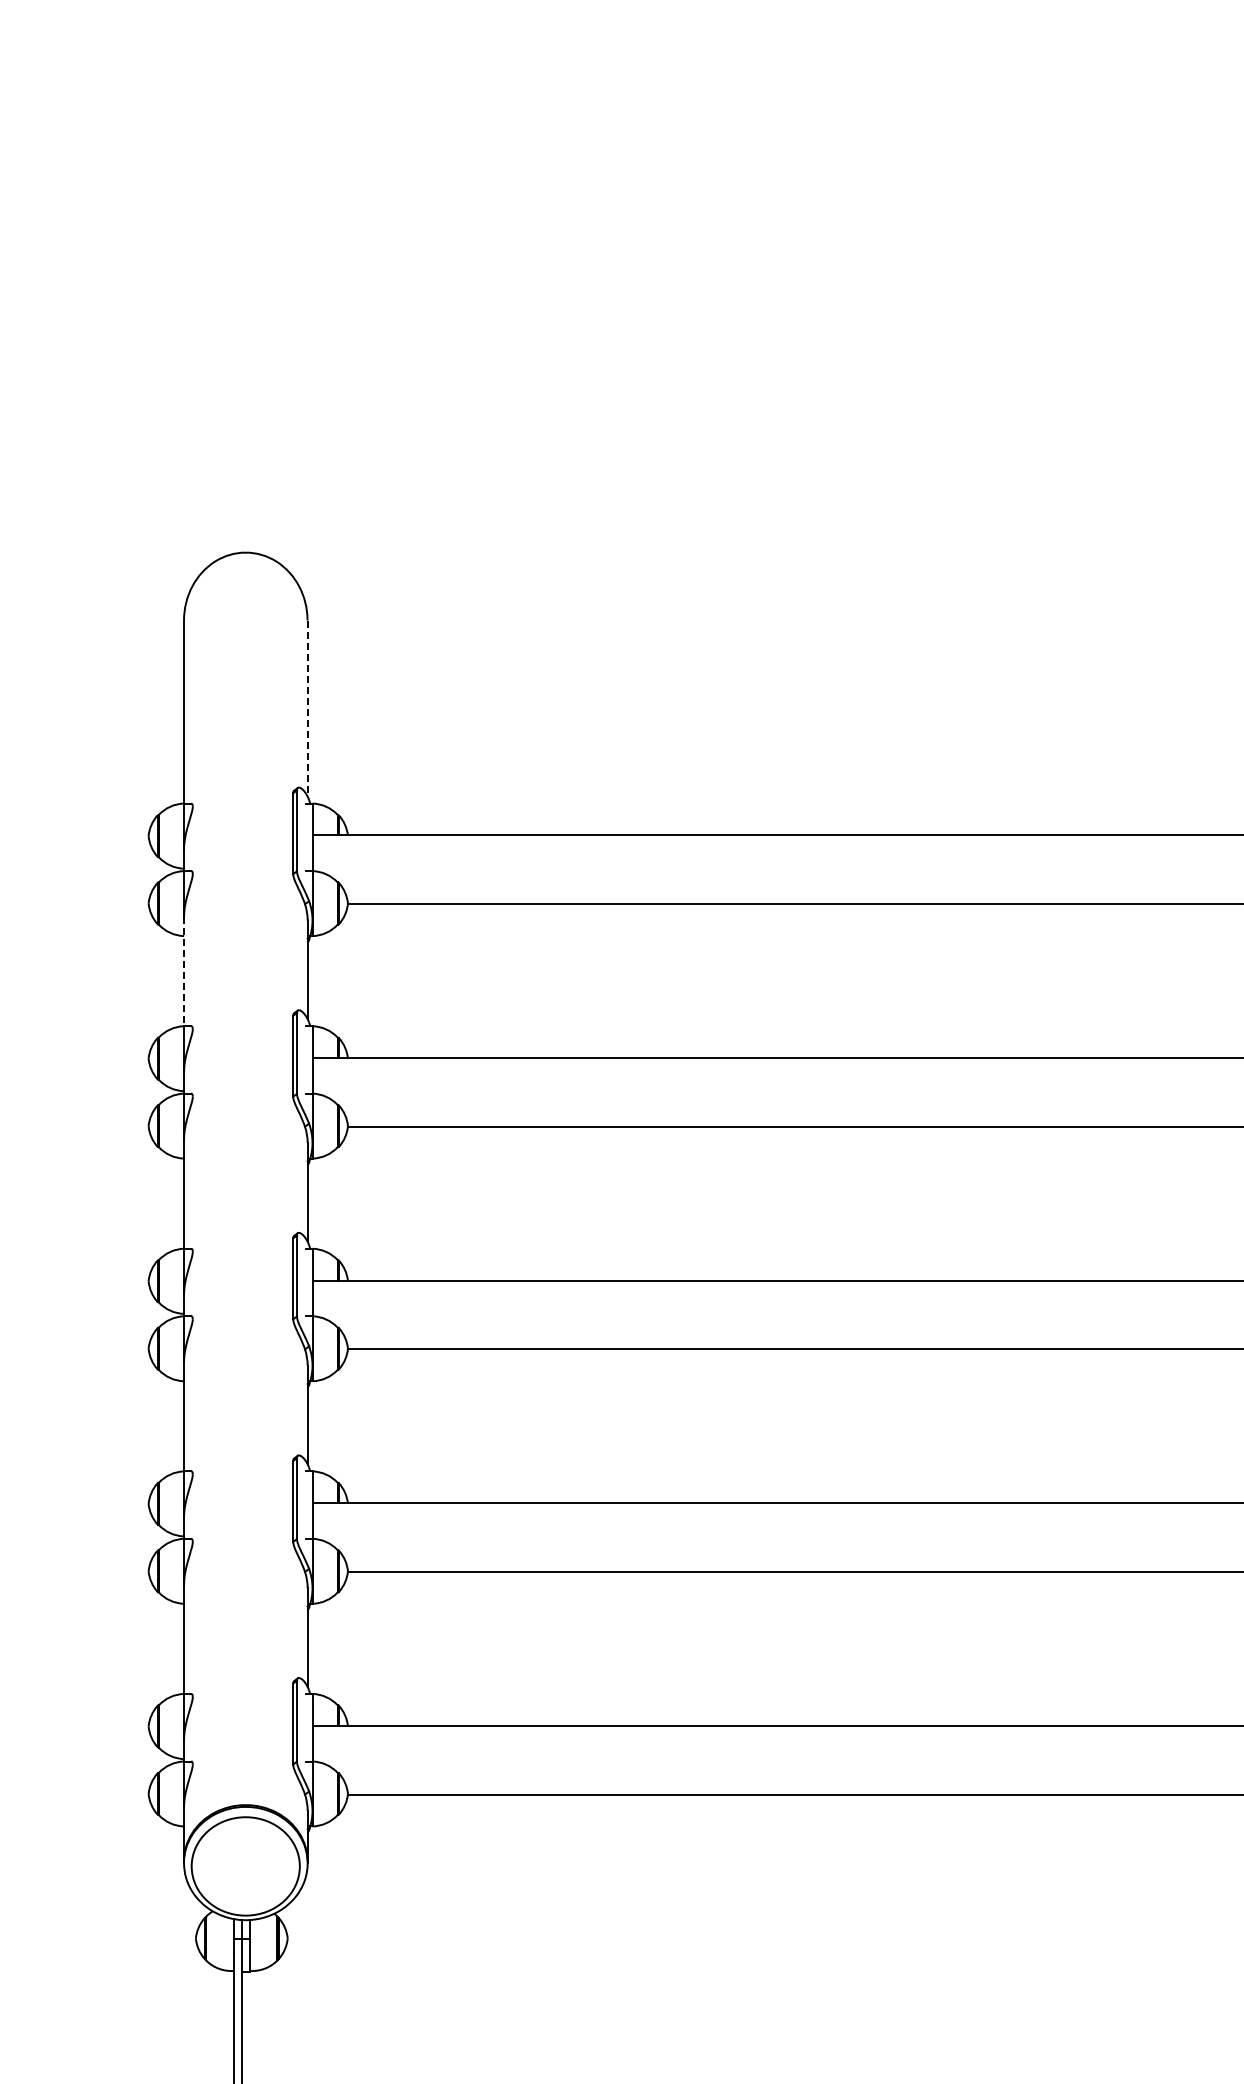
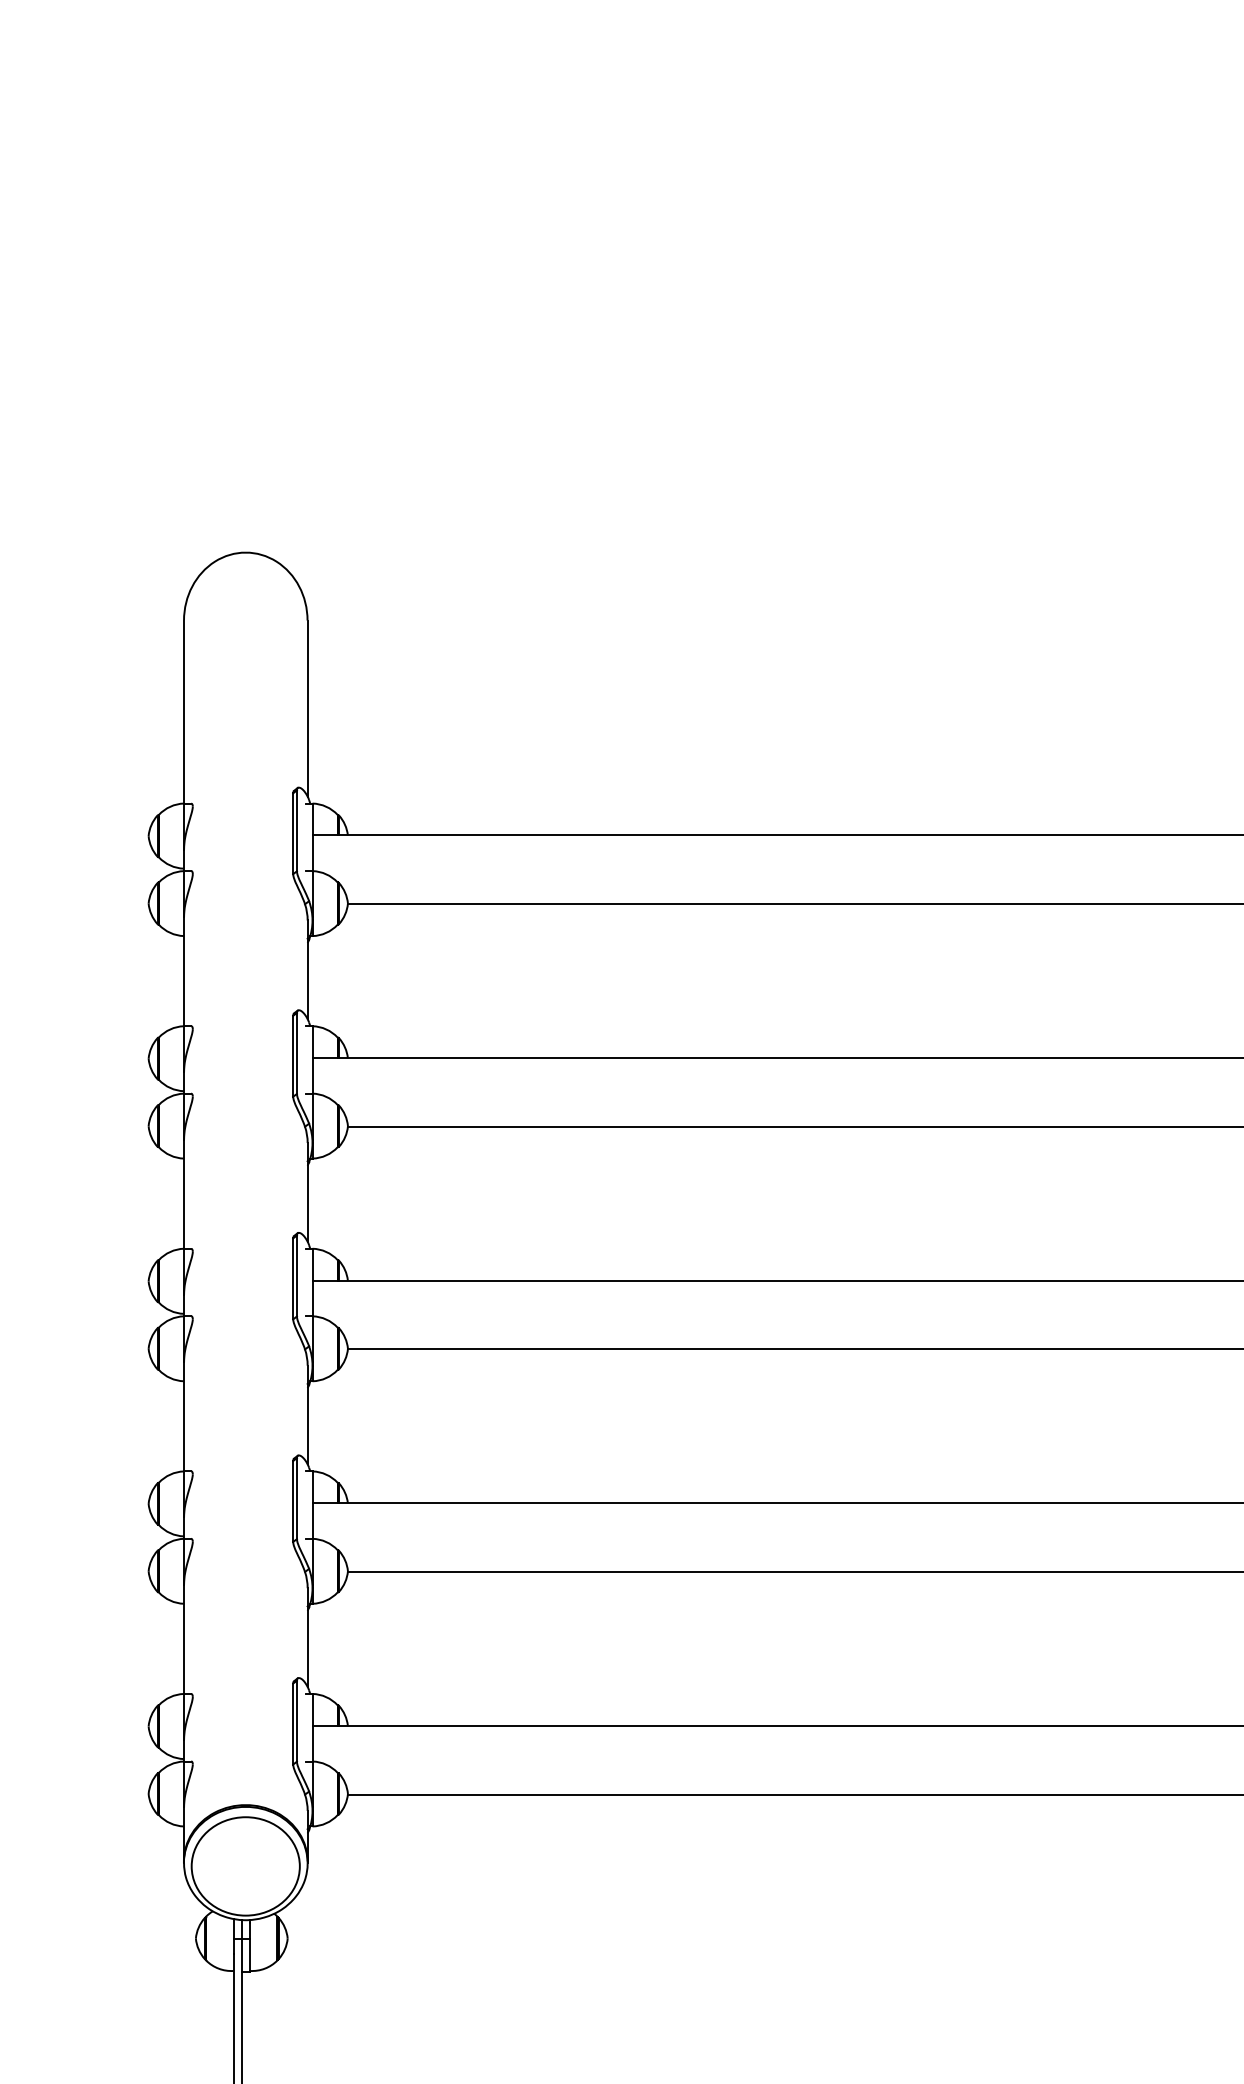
line: dashed -> solid (307, 709)
line: dashed -> solid (184, 971)
